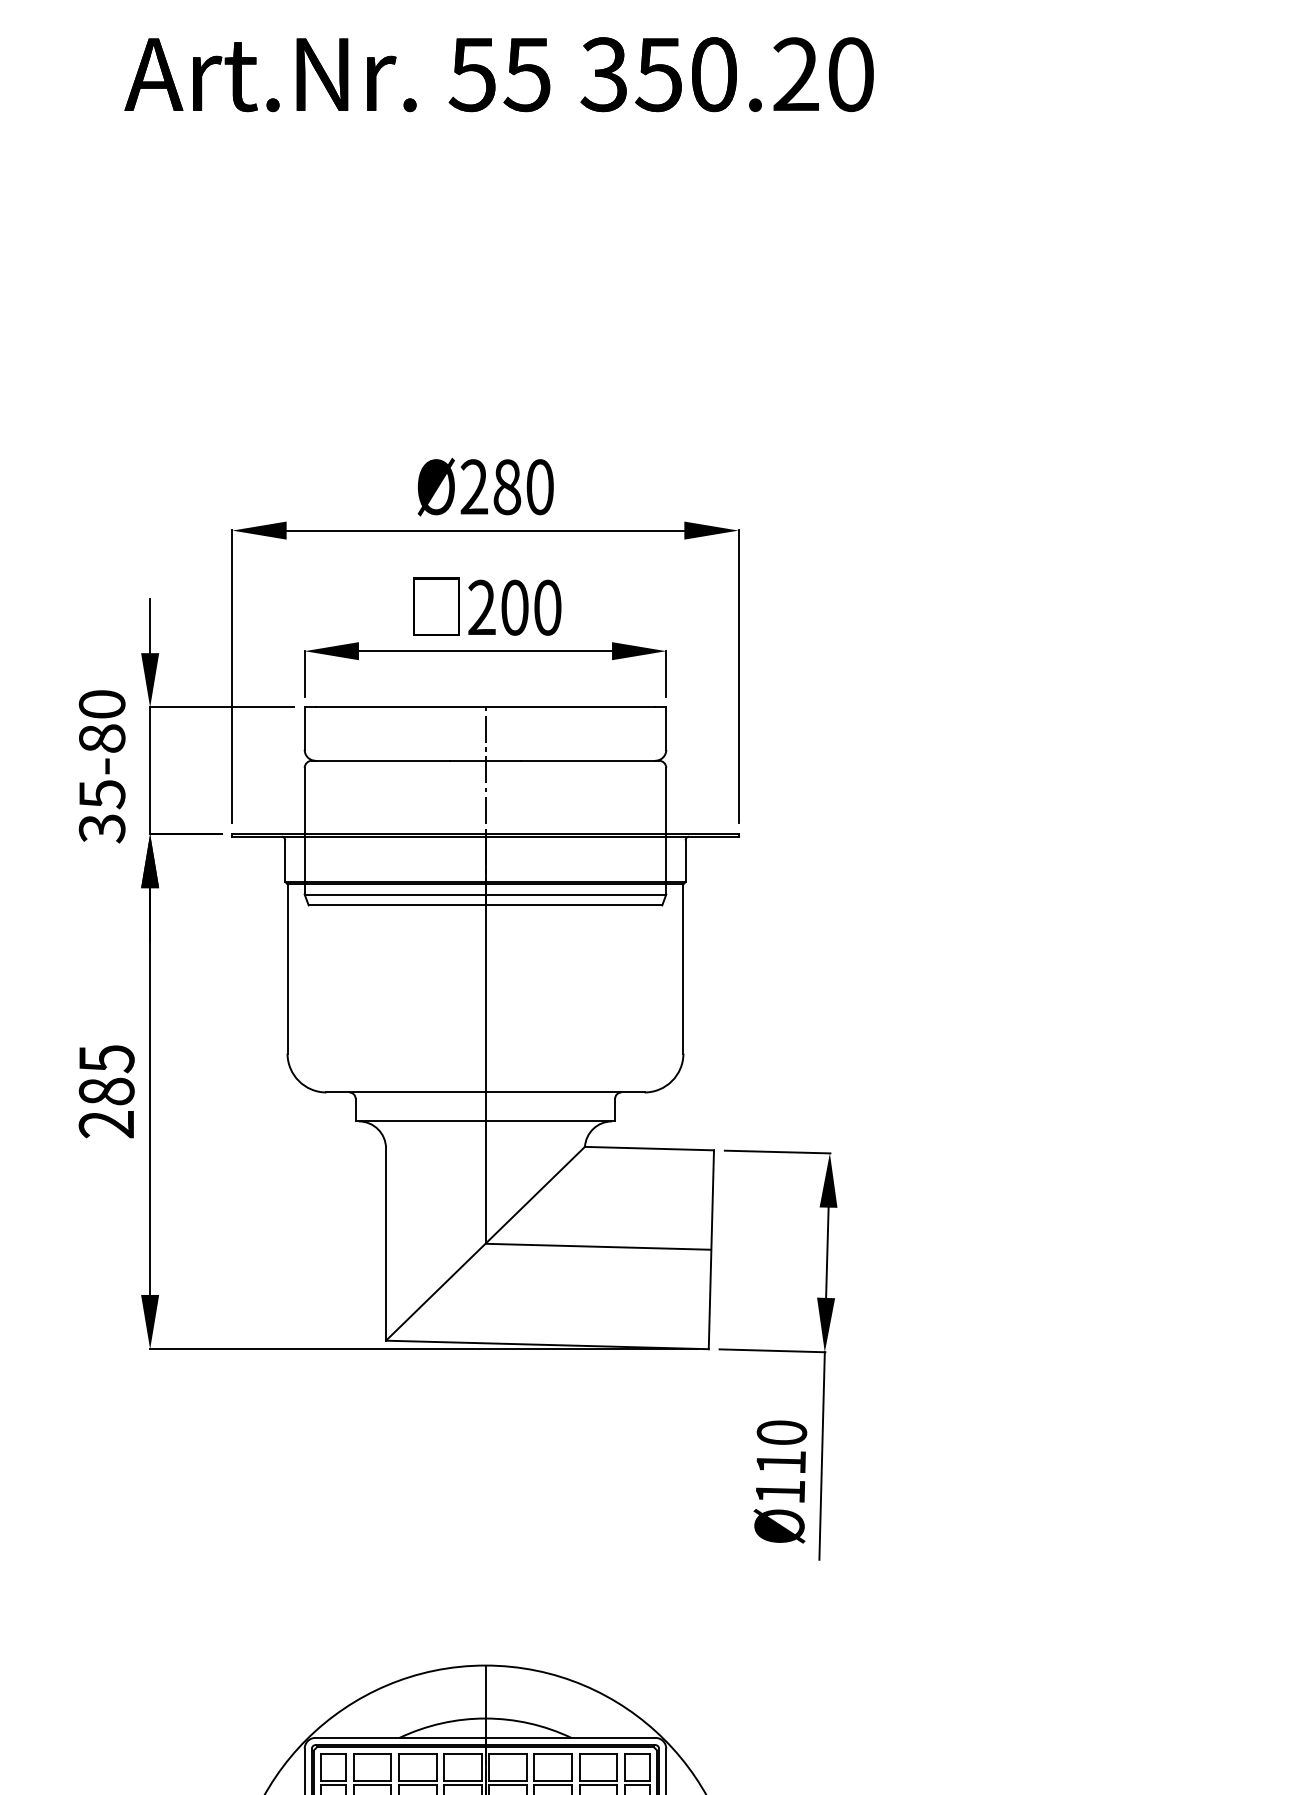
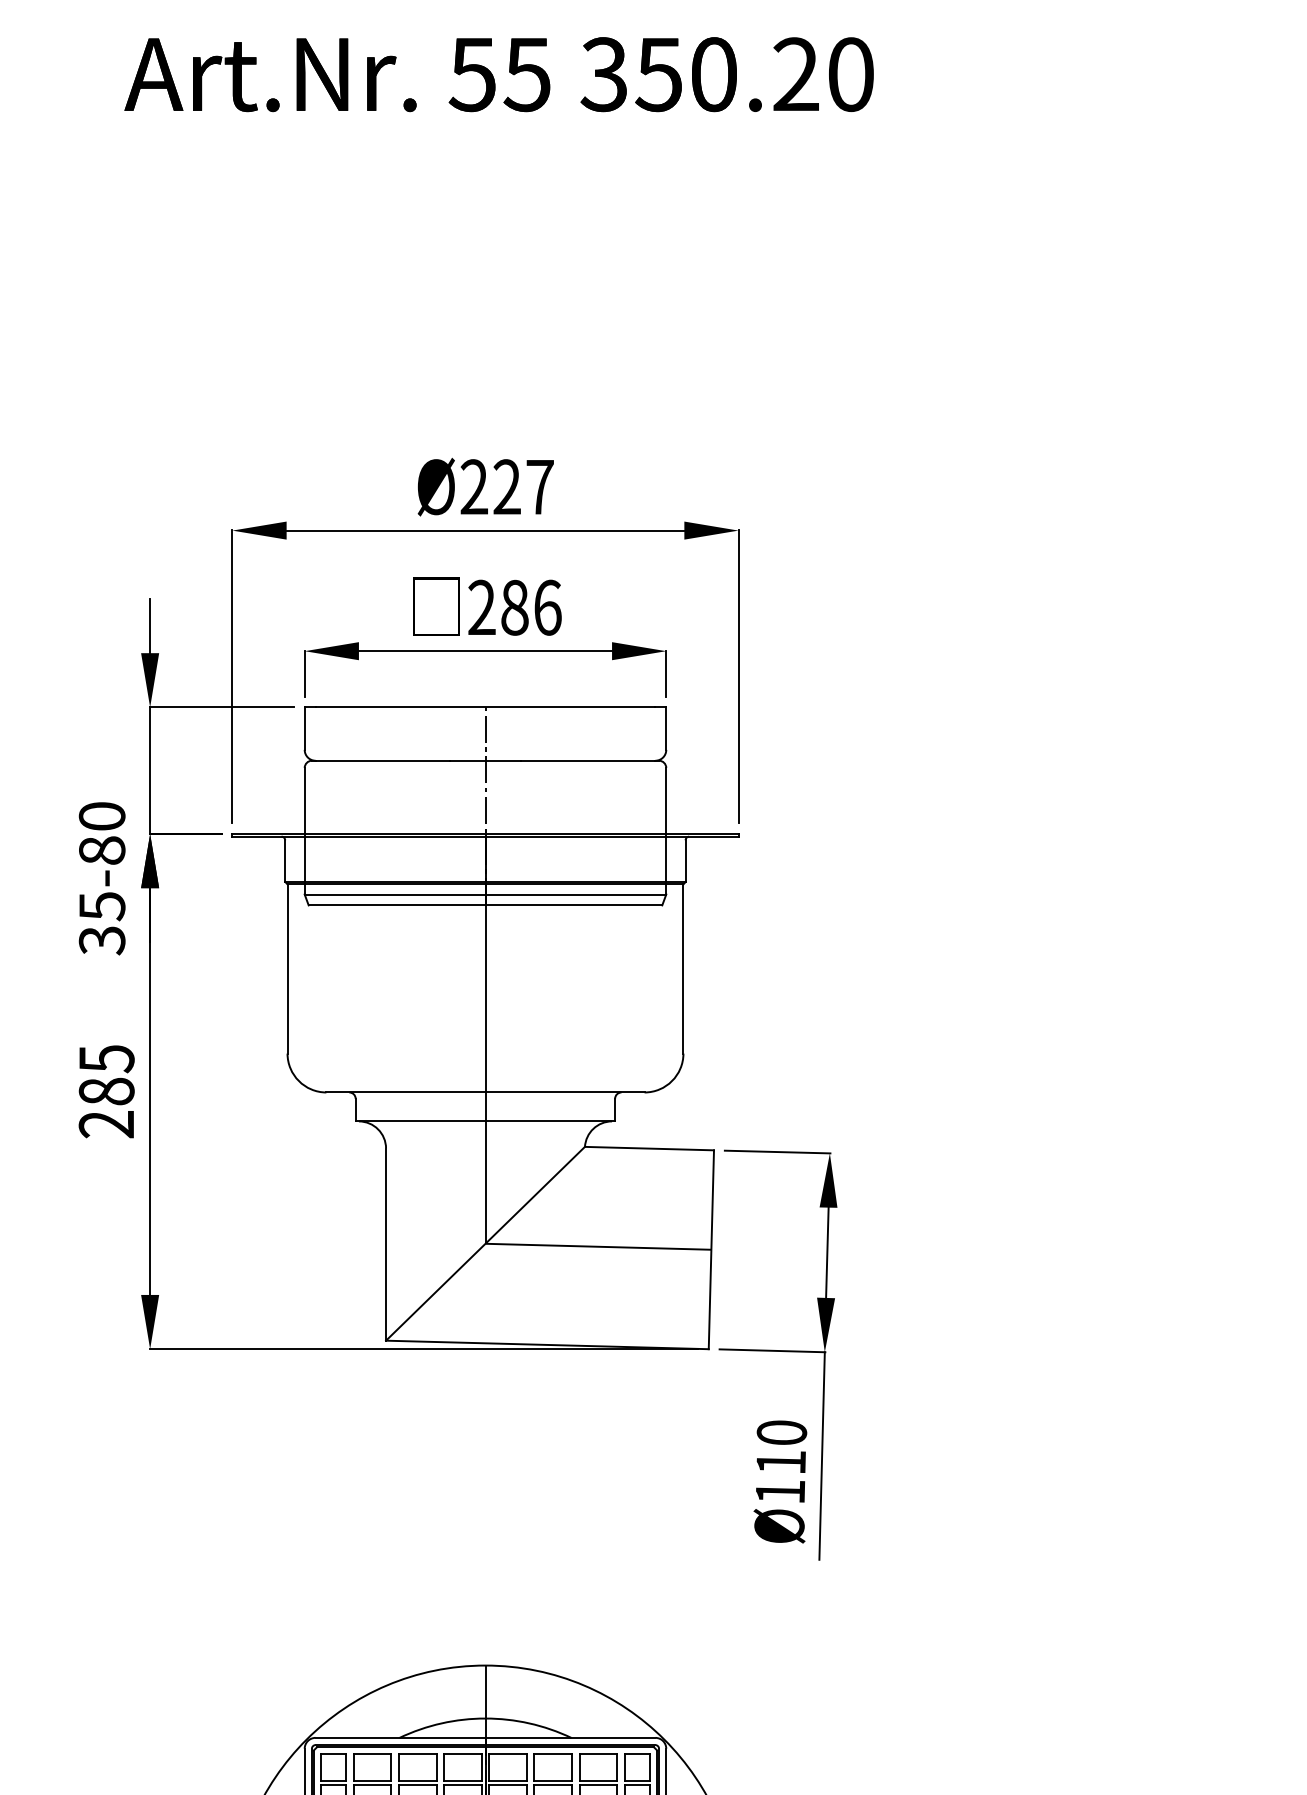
text: Ø280 -> Ø227 (523, 487)
text: 200 -> 286 (531, 607)
text position: (101, 766) -> (101, 878) (101, 878)
